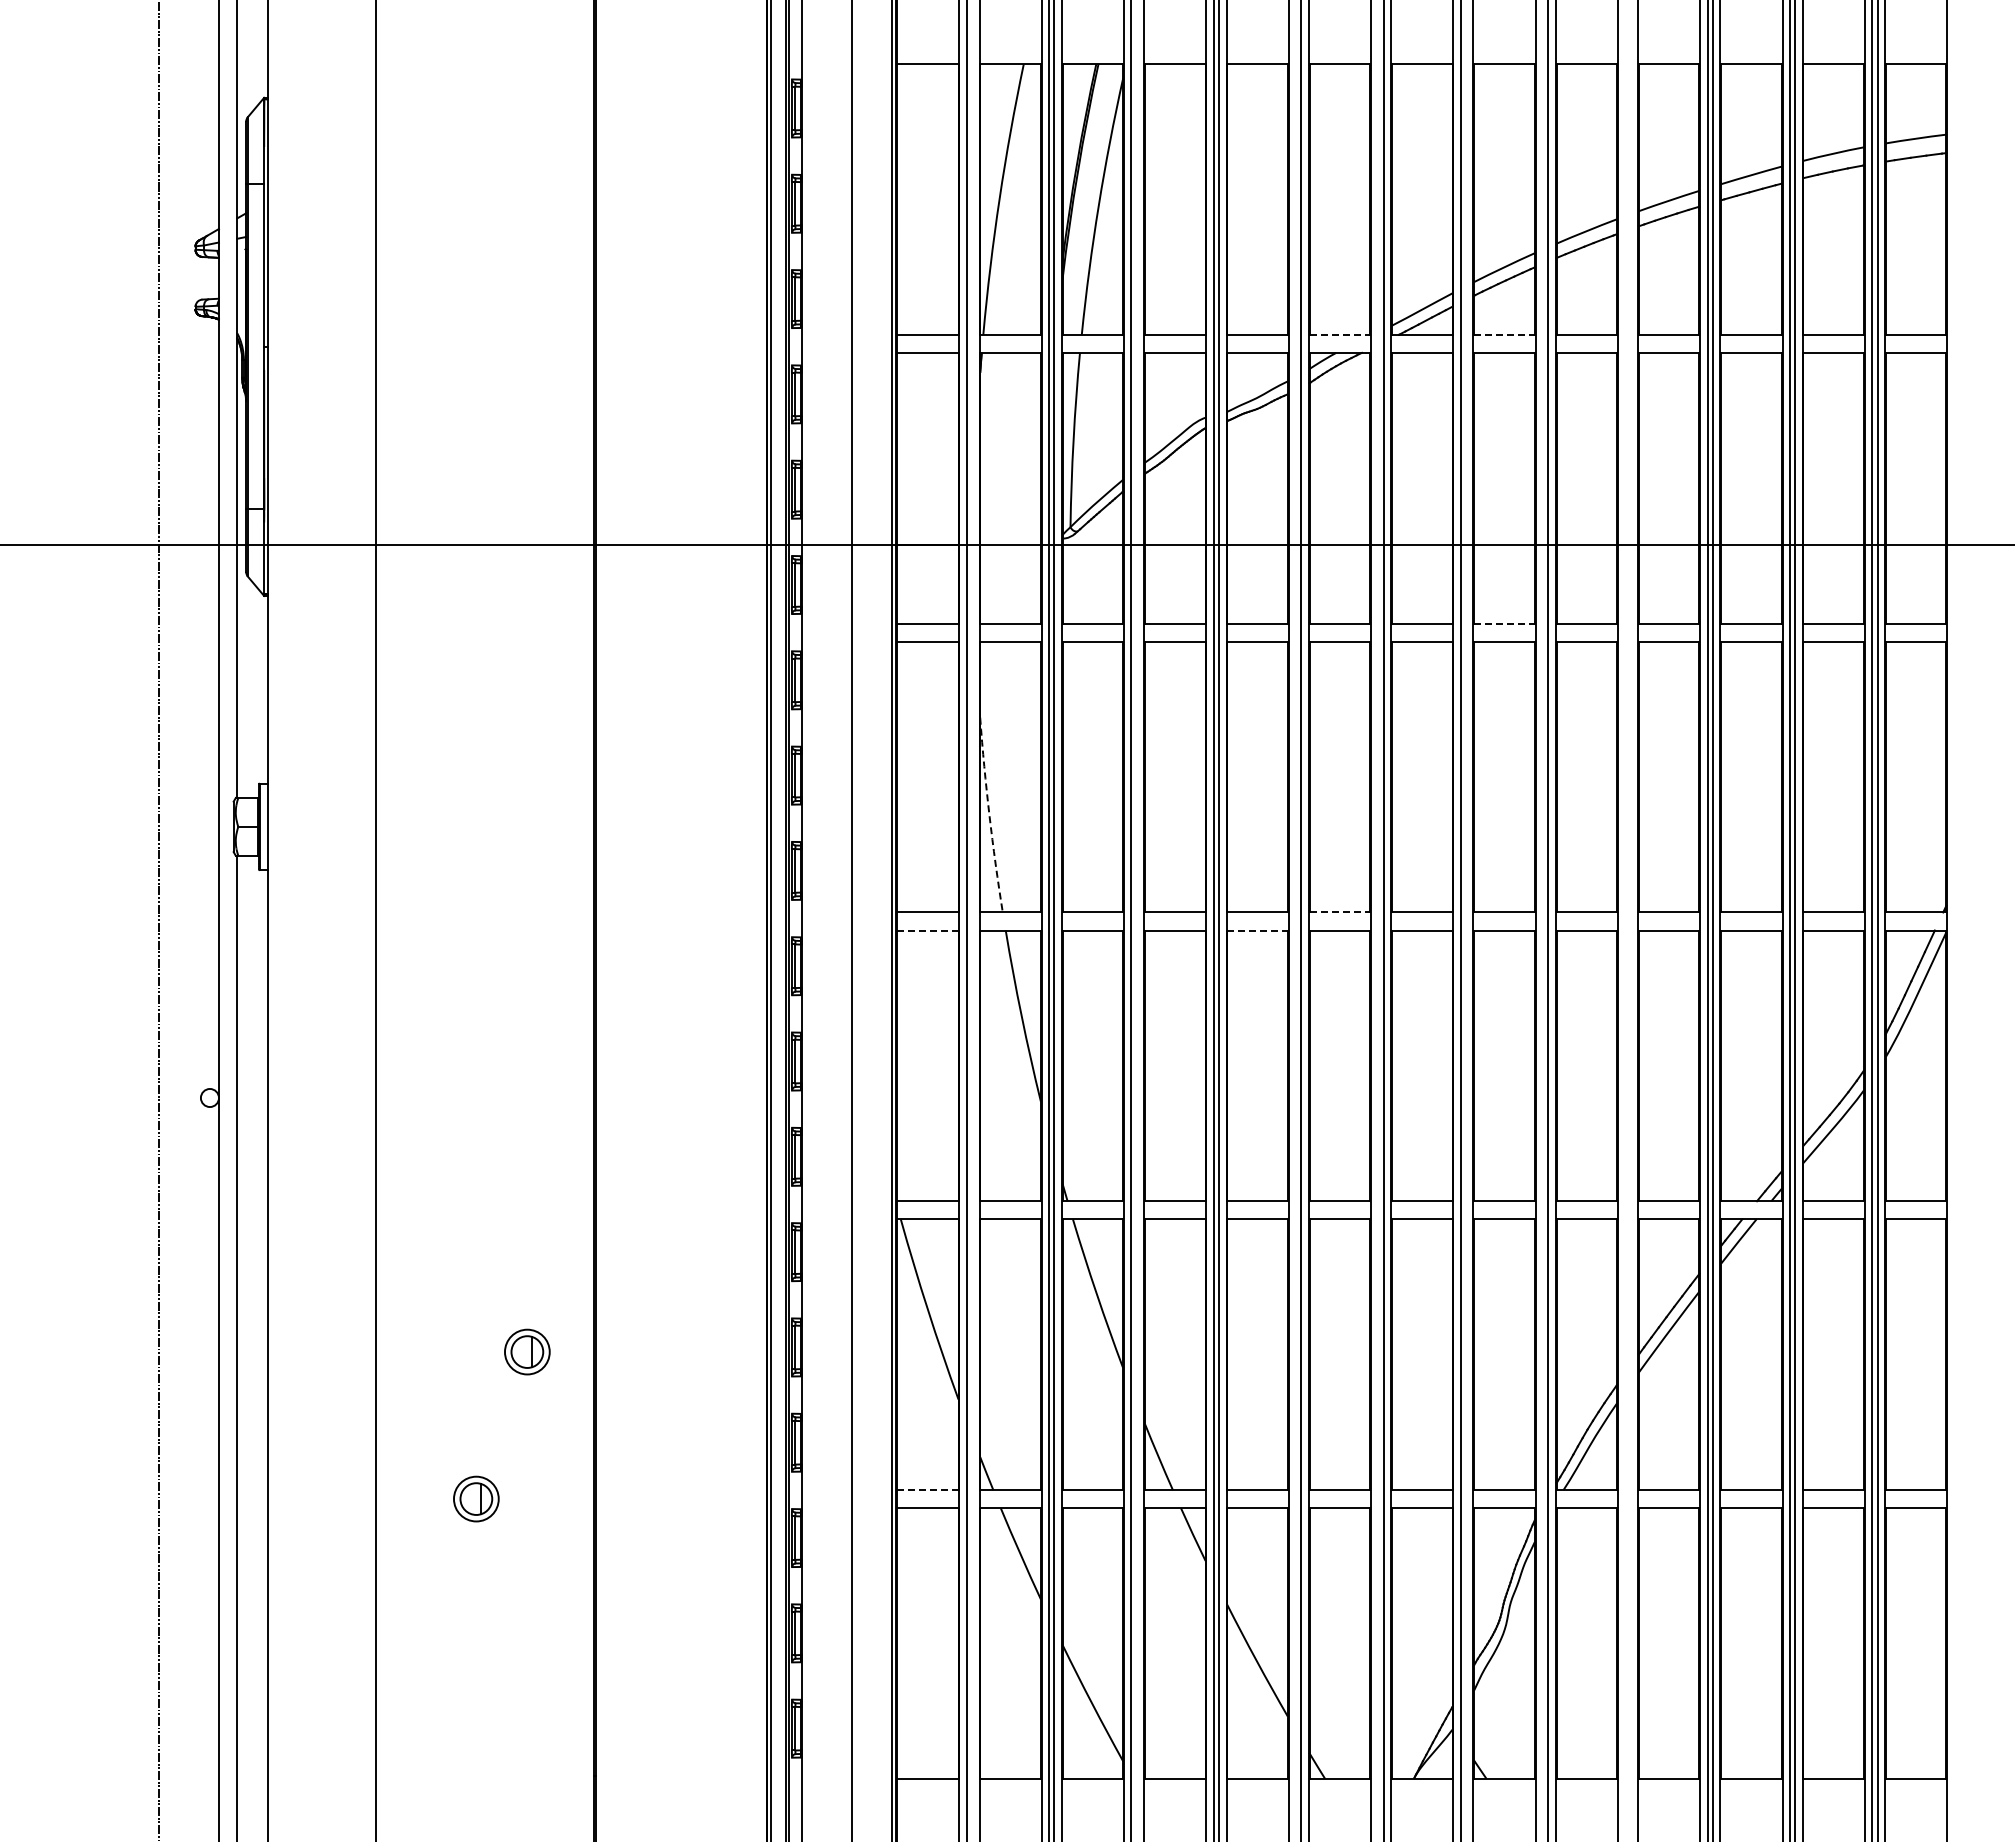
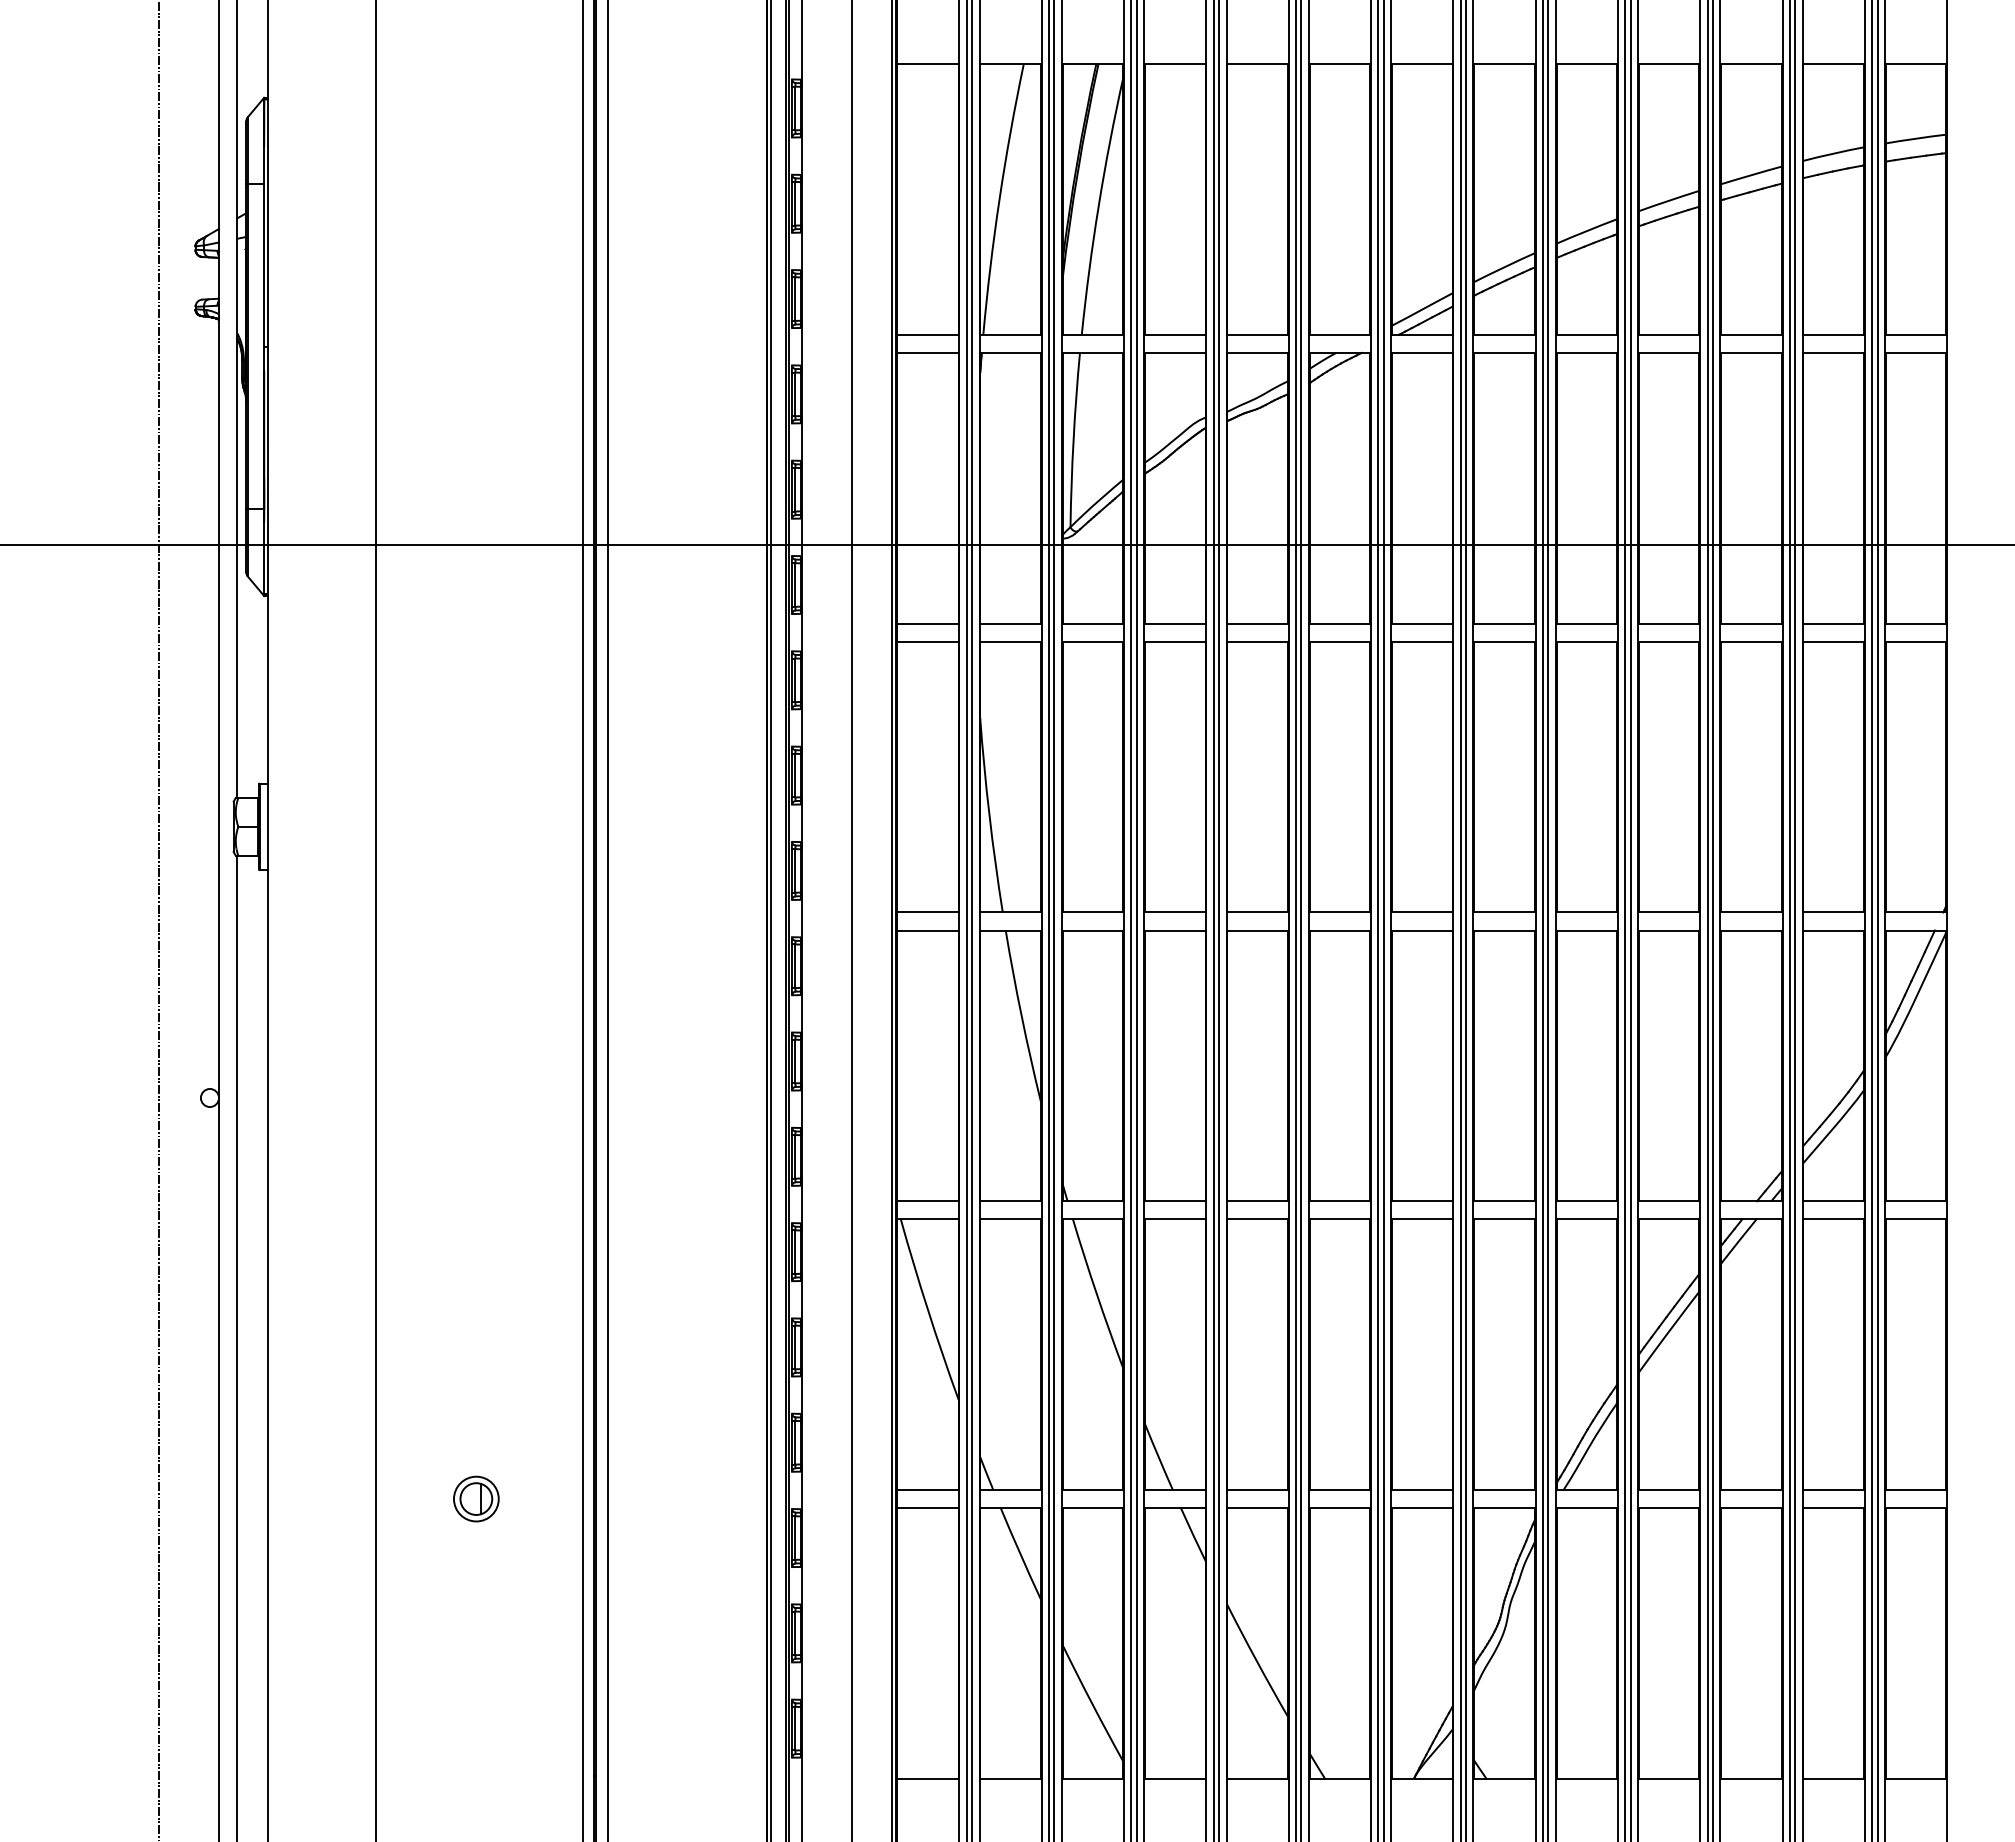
line: dashed -> solid (1340, 334)
line: dashed -> solid (1505, 334)
line: dashed -> solid (1505, 623)
arc: dashed -> solid (989, 815)
line: dashed -> solid (1340, 912)
line: none -> present (582, 920)
line: none -> present (607, 920)
line: none -> present (972, 920)
line: none -> present (1136, 920)
line: none -> present (1296, 920)
line: none -> present (1378, 920)
line: none -> present (1465, 920)
line: none -> present (1543, 920)
line: none -> present (1625, 920)
line: none -> present (1630, 920)
line: dashed -> solid (928, 930)
line: dashed -> solid (1258, 930)
part: present -> none (527, 1351)
line: dashed -> solid (928, 1490)
